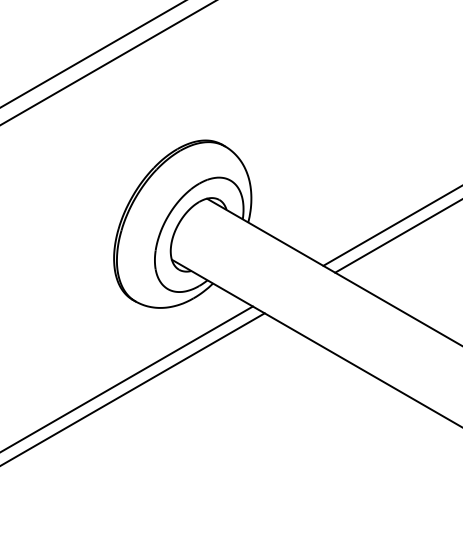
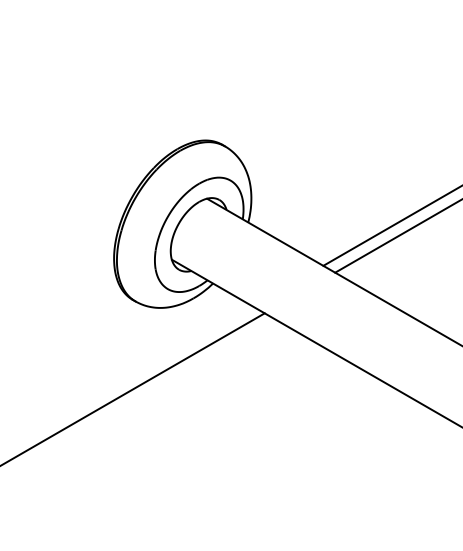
line: present -> none (92, 54)
line: present -> none (107, 63)
line: present -> none (127, 378)
